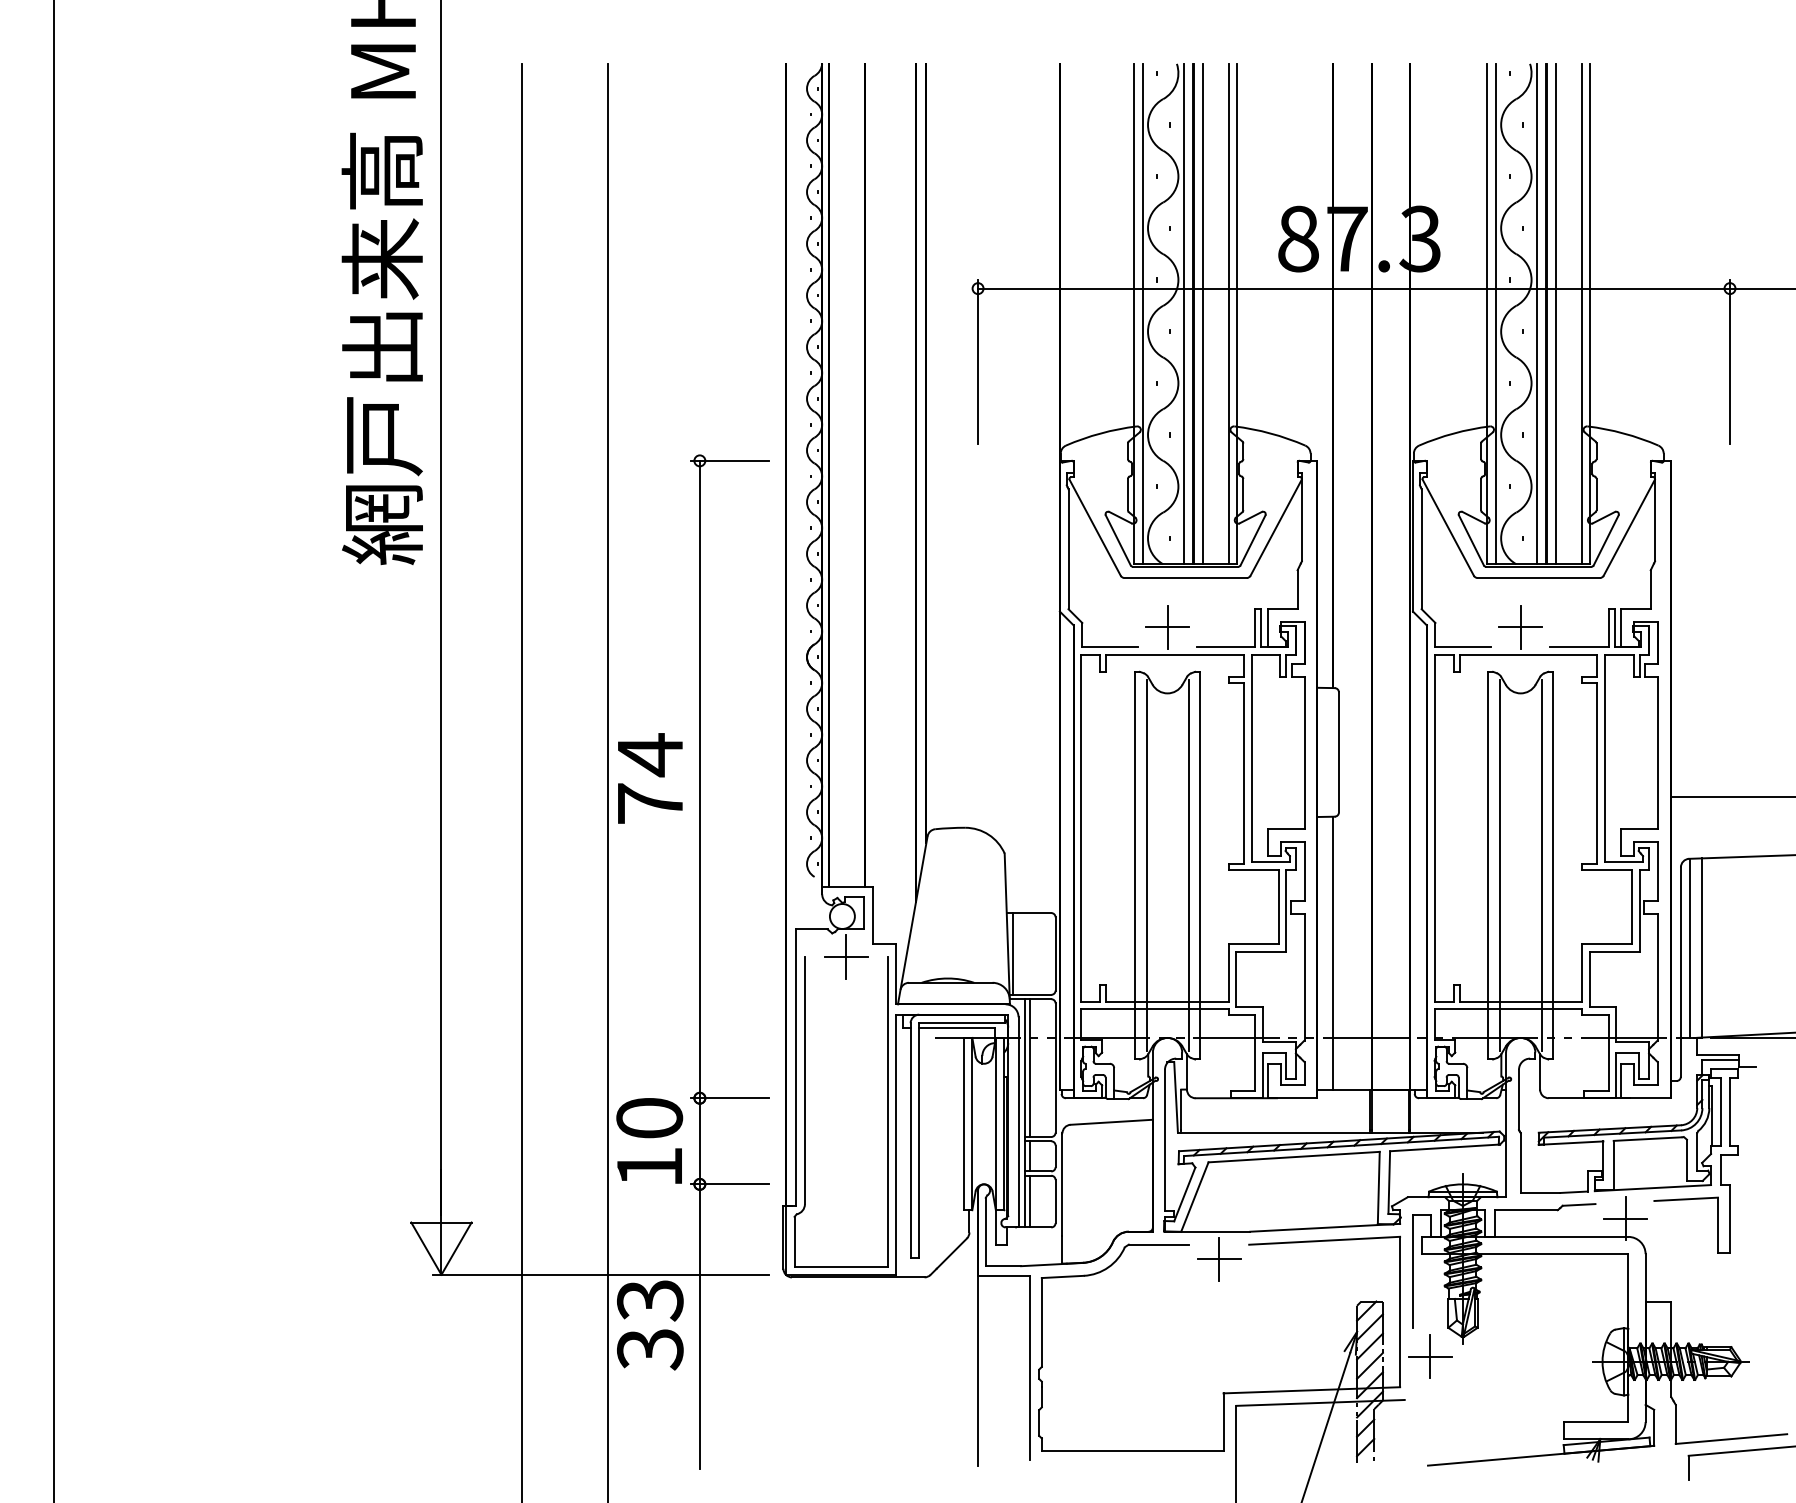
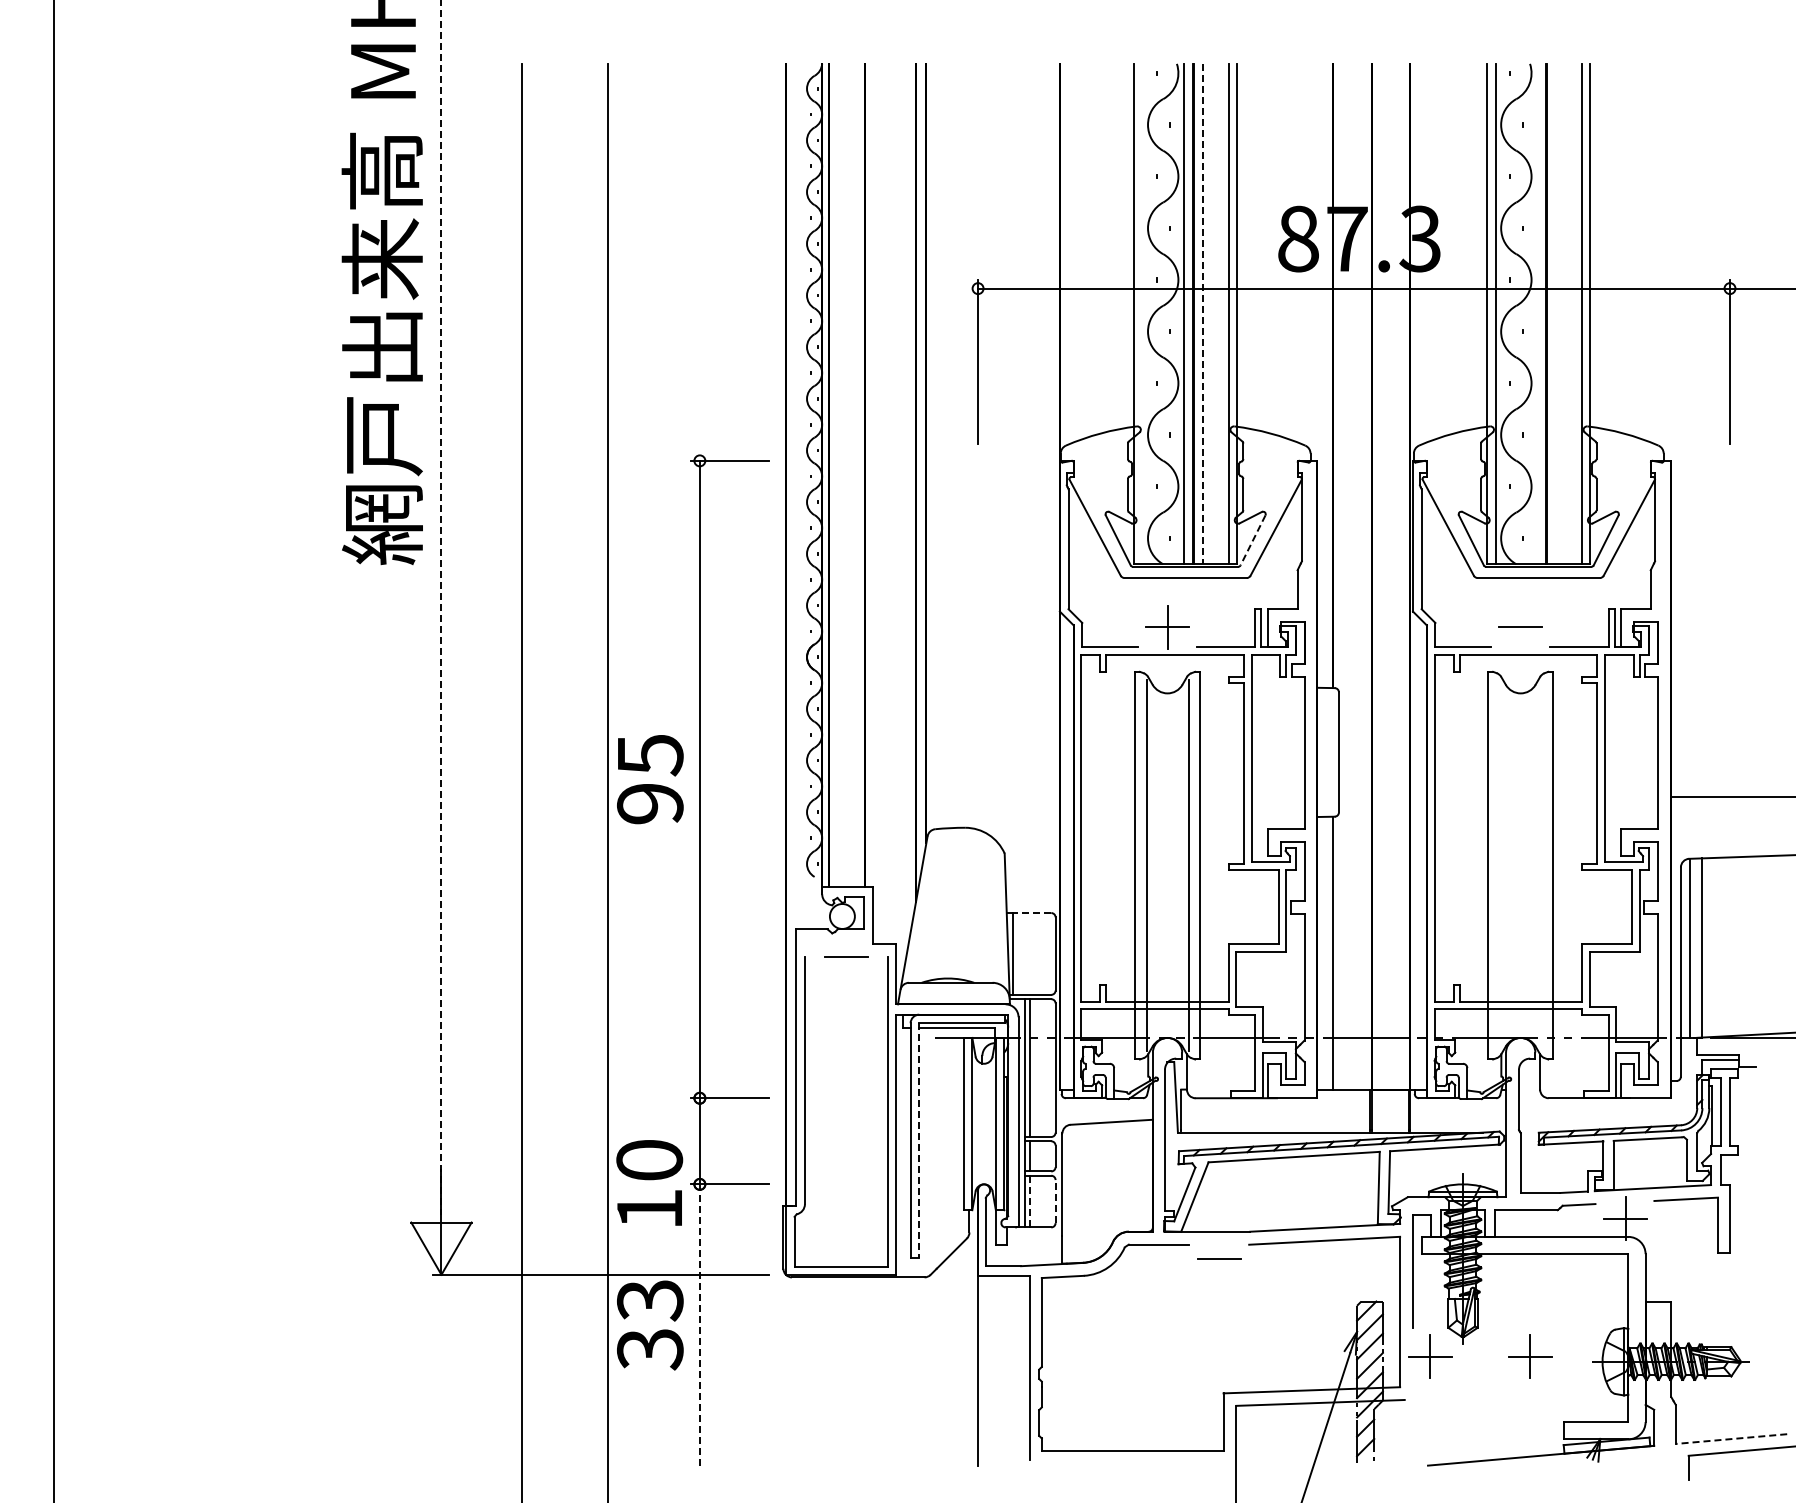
line: present -> none (1142, 313)
line: present -> none (1537, 313)
line: present -> none (1556, 313)
line: solid -> dashed (1202, 314)
line: solid -> dashed (1253, 540)
line: solid -> dashed (441, 607)
line: present -> none (1520, 626)
text: 74 -> 95 (650, 778)
line: present -> none (1499, 865)
line: present -> none (1541, 865)
line: solid -> dashed (1031, 913)
line: present -> none (846, 956)
text position: (649, 1140) -> (649, 1182) (649, 1182)
line: solid -> dashed (919, 1140)
line: solid -> dashed (1029, 1201)
line: solid -> dashed (1055, 1201)
line: present -> none (1219, 1258)
line: solid -> dashed (699, 1327)
part: none -> present (1530, 1356)
line: solid -> dashed (1731, 1439)
